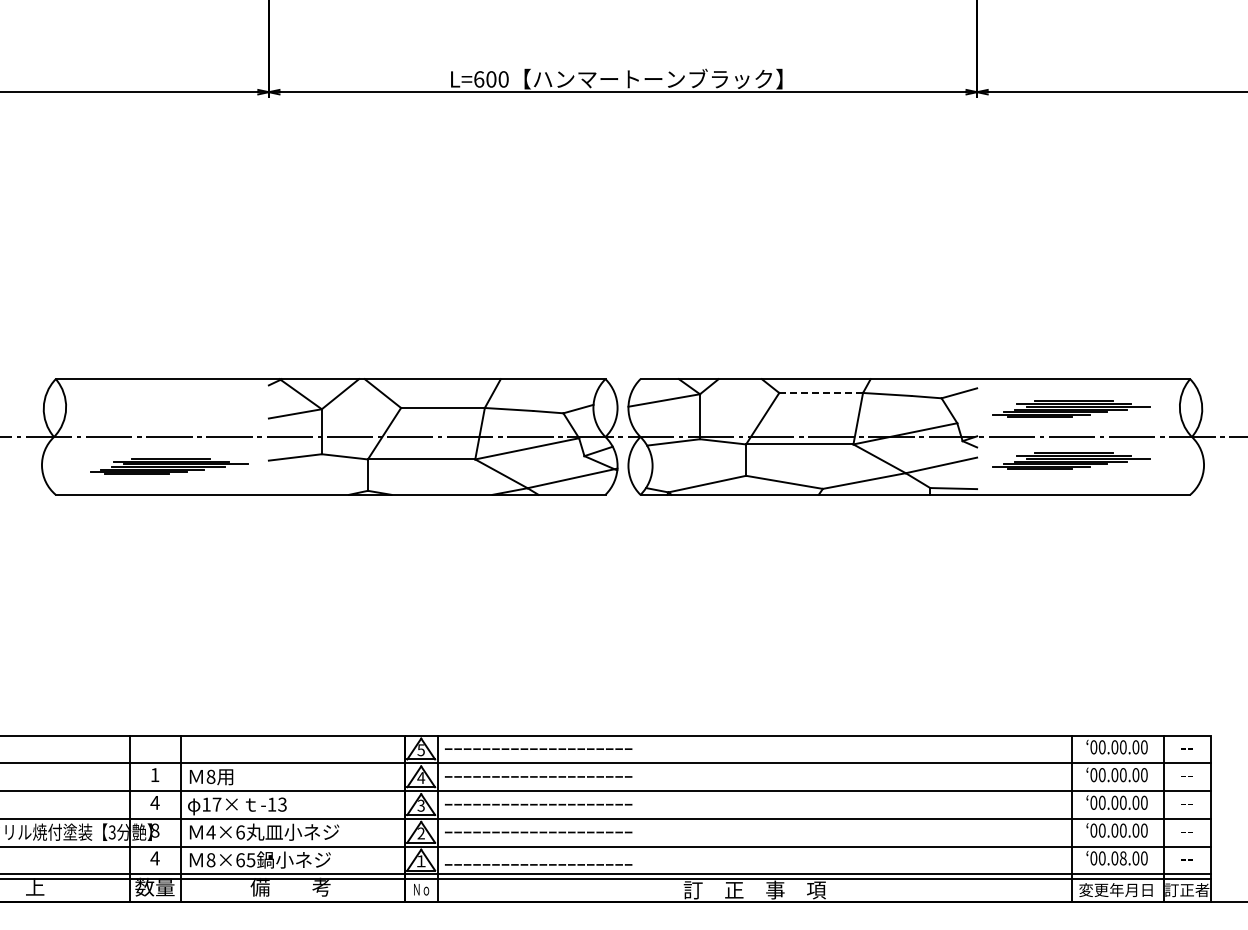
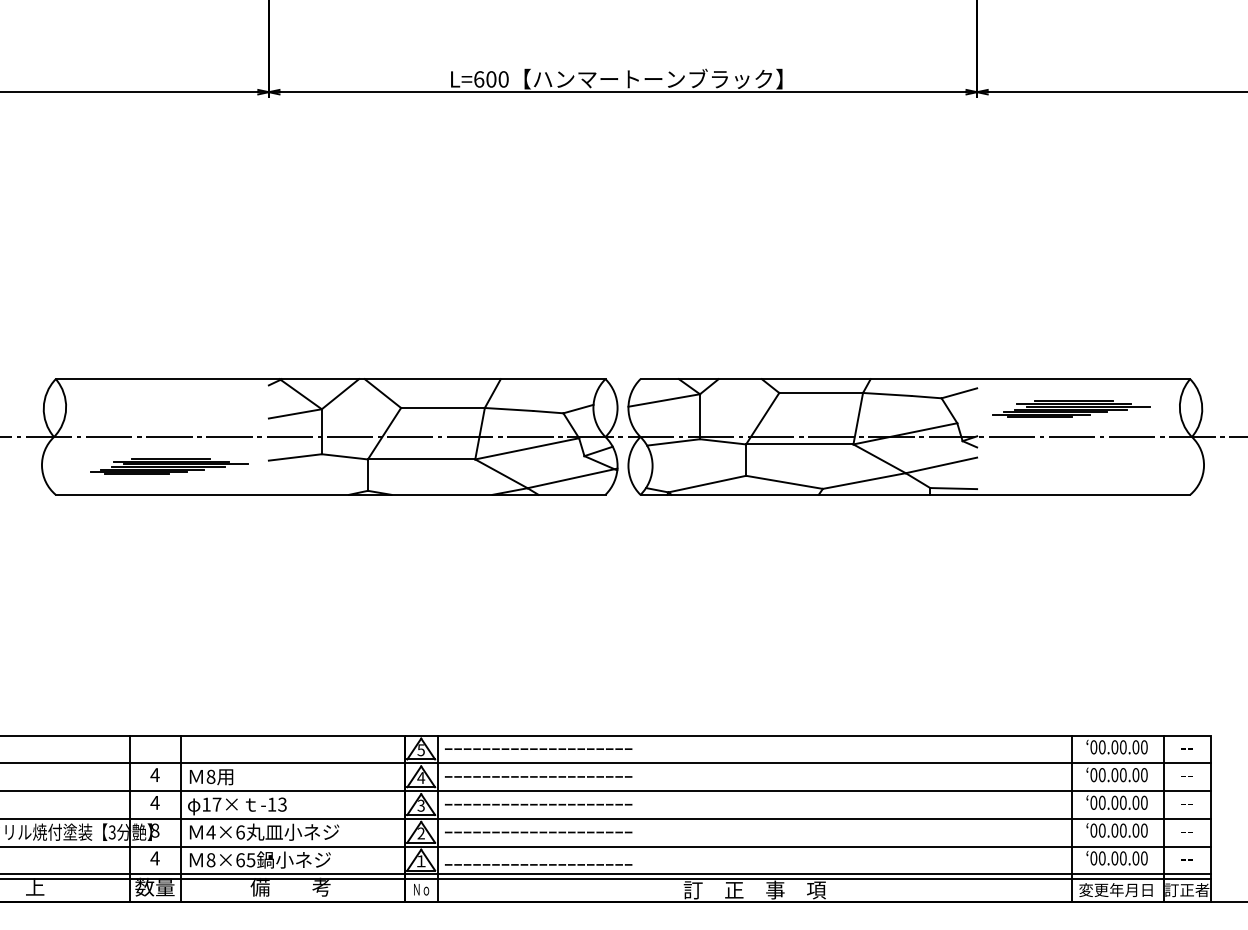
line: dashed -> solid (821, 392)
part: present -> none (1071, 460)
text: 1 -> 4 (154, 774)
text: 00.08.00 -> 00.00.00 (1122, 858)
